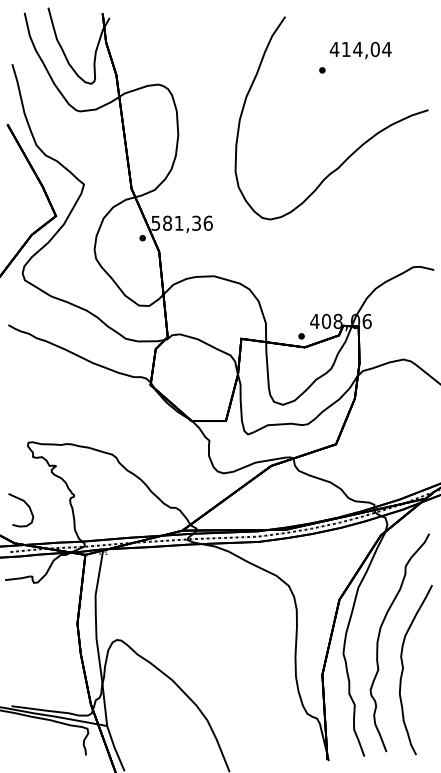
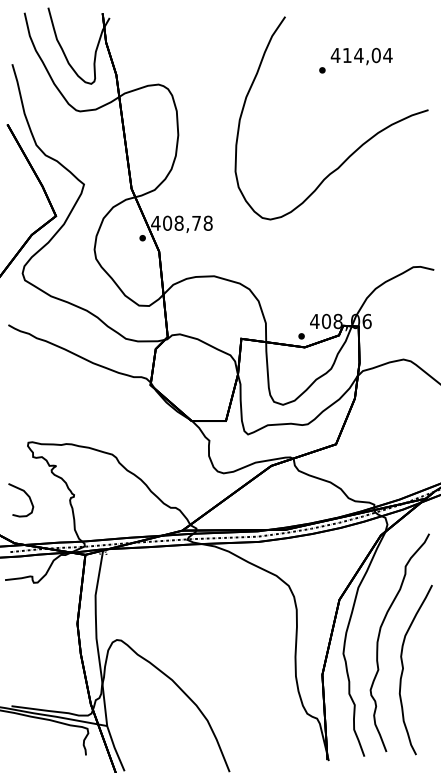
text position: (360, 50) -> (361, 56) (361, 56)
text: 581,36 -> 408,78 (181, 222)
curve position: (26, 505) -> (26, 495) (26, 495)
